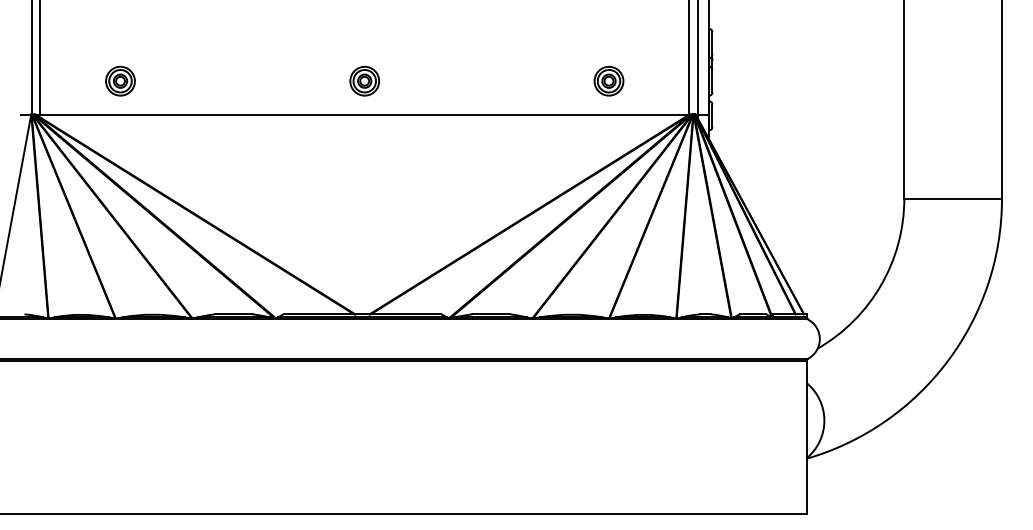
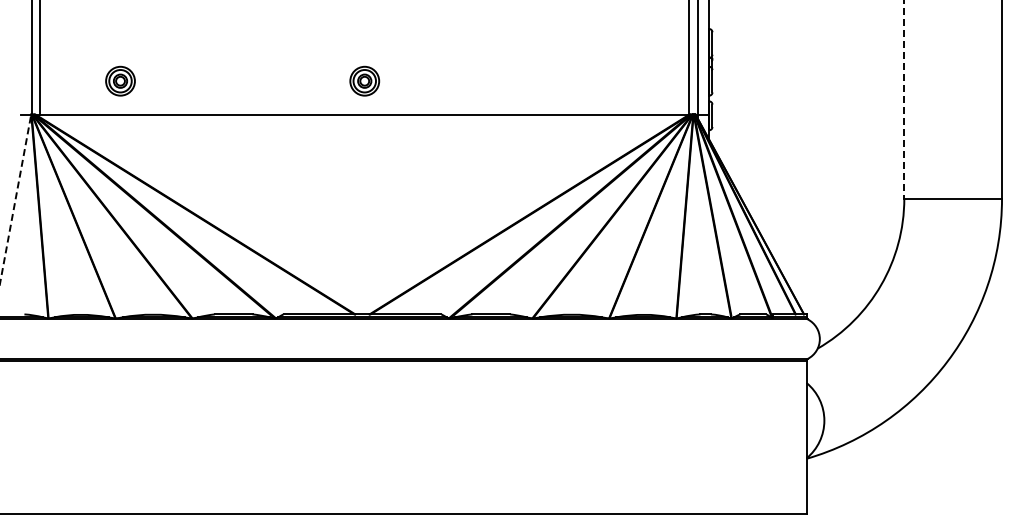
part: present -> none (608, 80)
line: solid -> dashed (904, 99)
line: solid -> dashed (15, 198)
